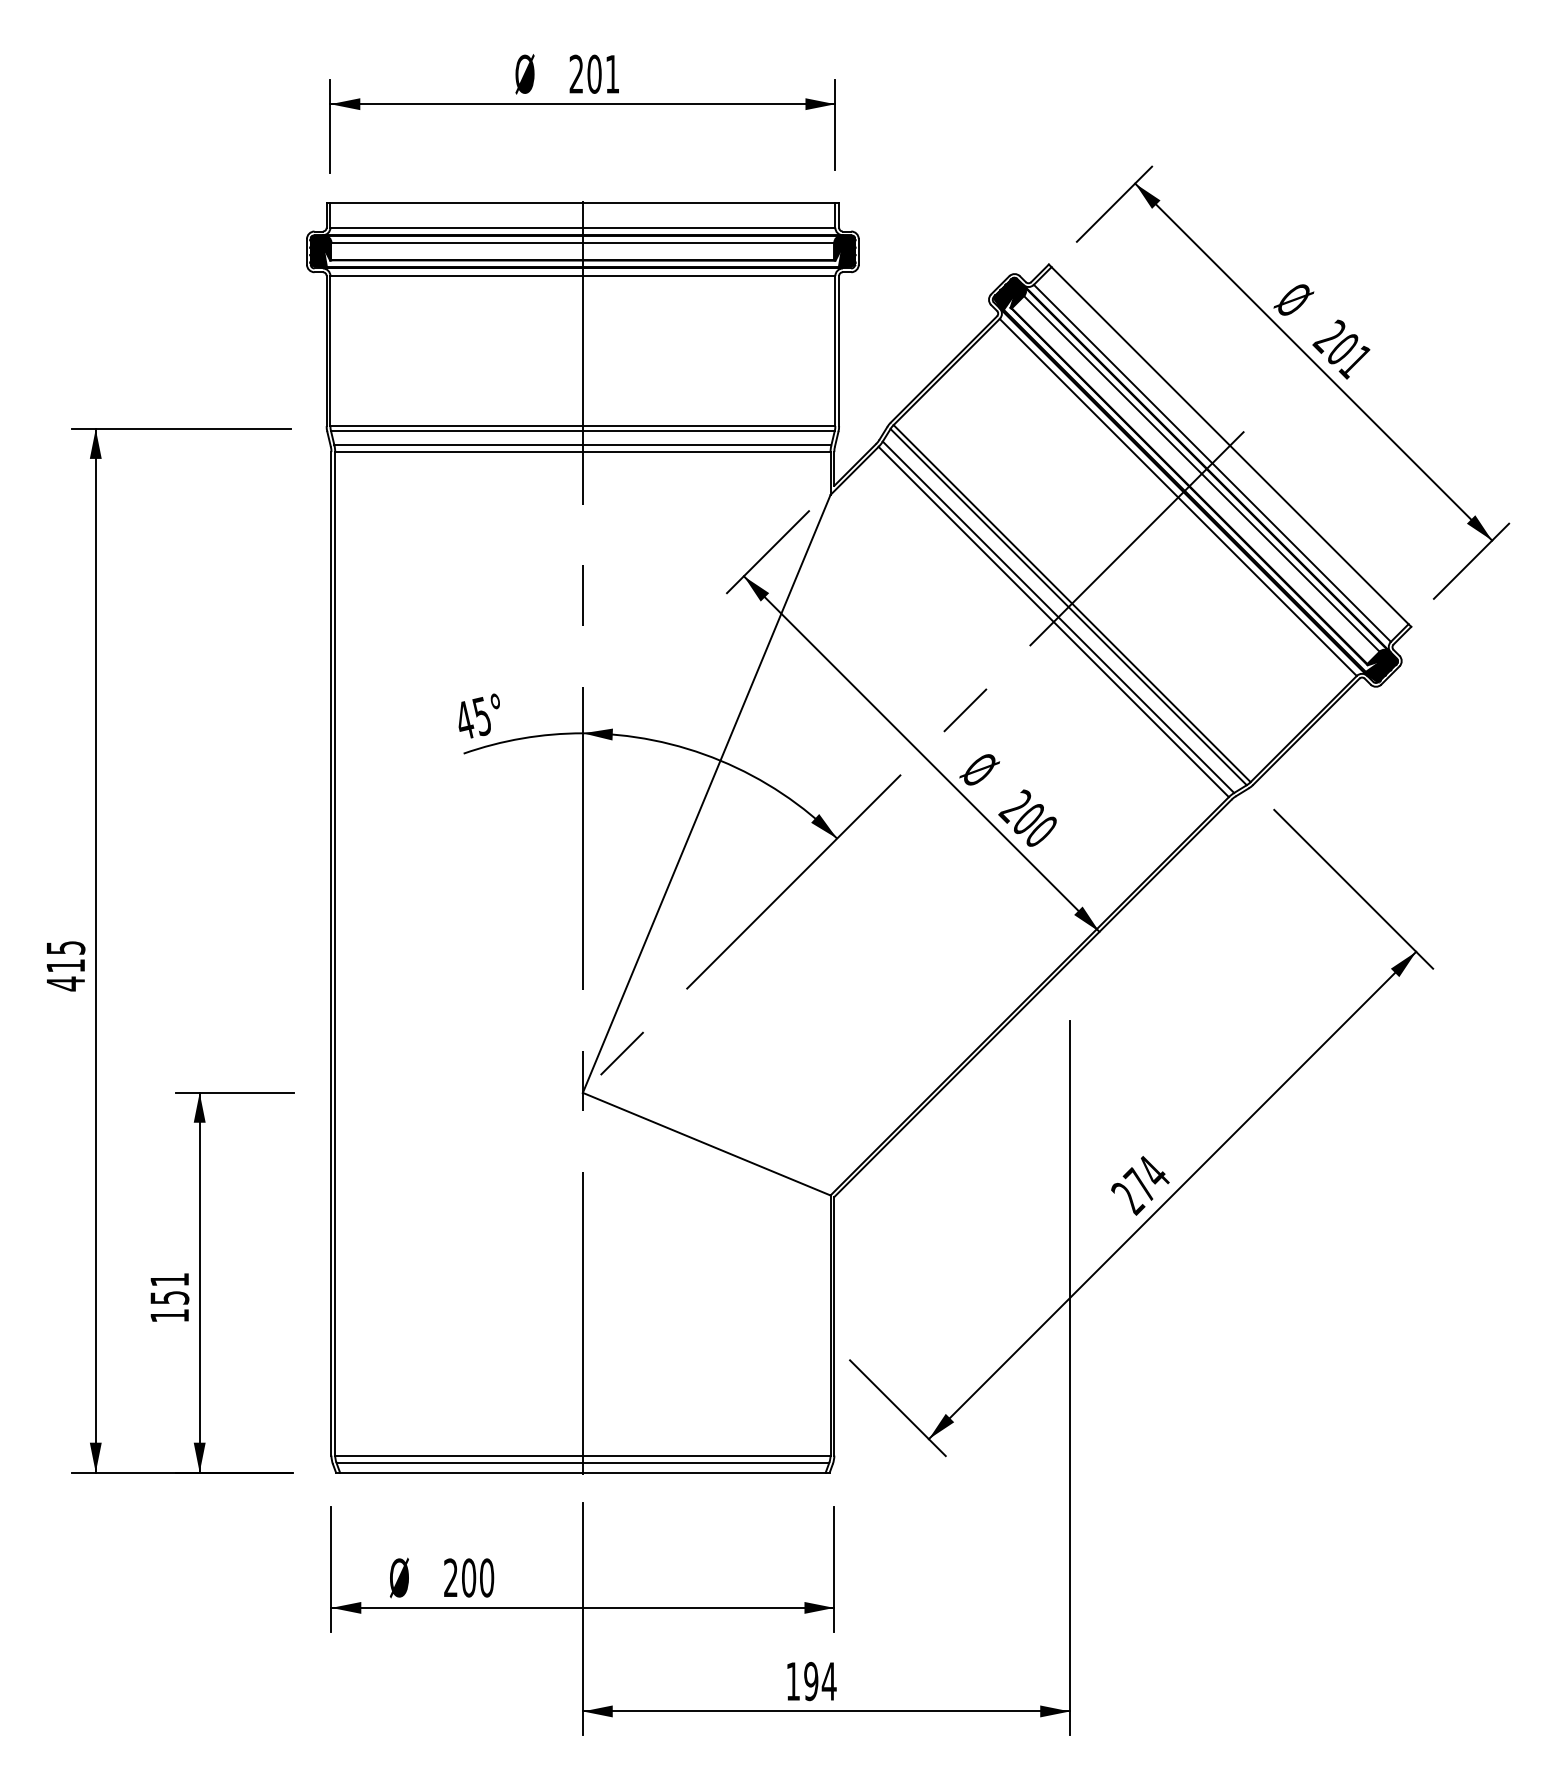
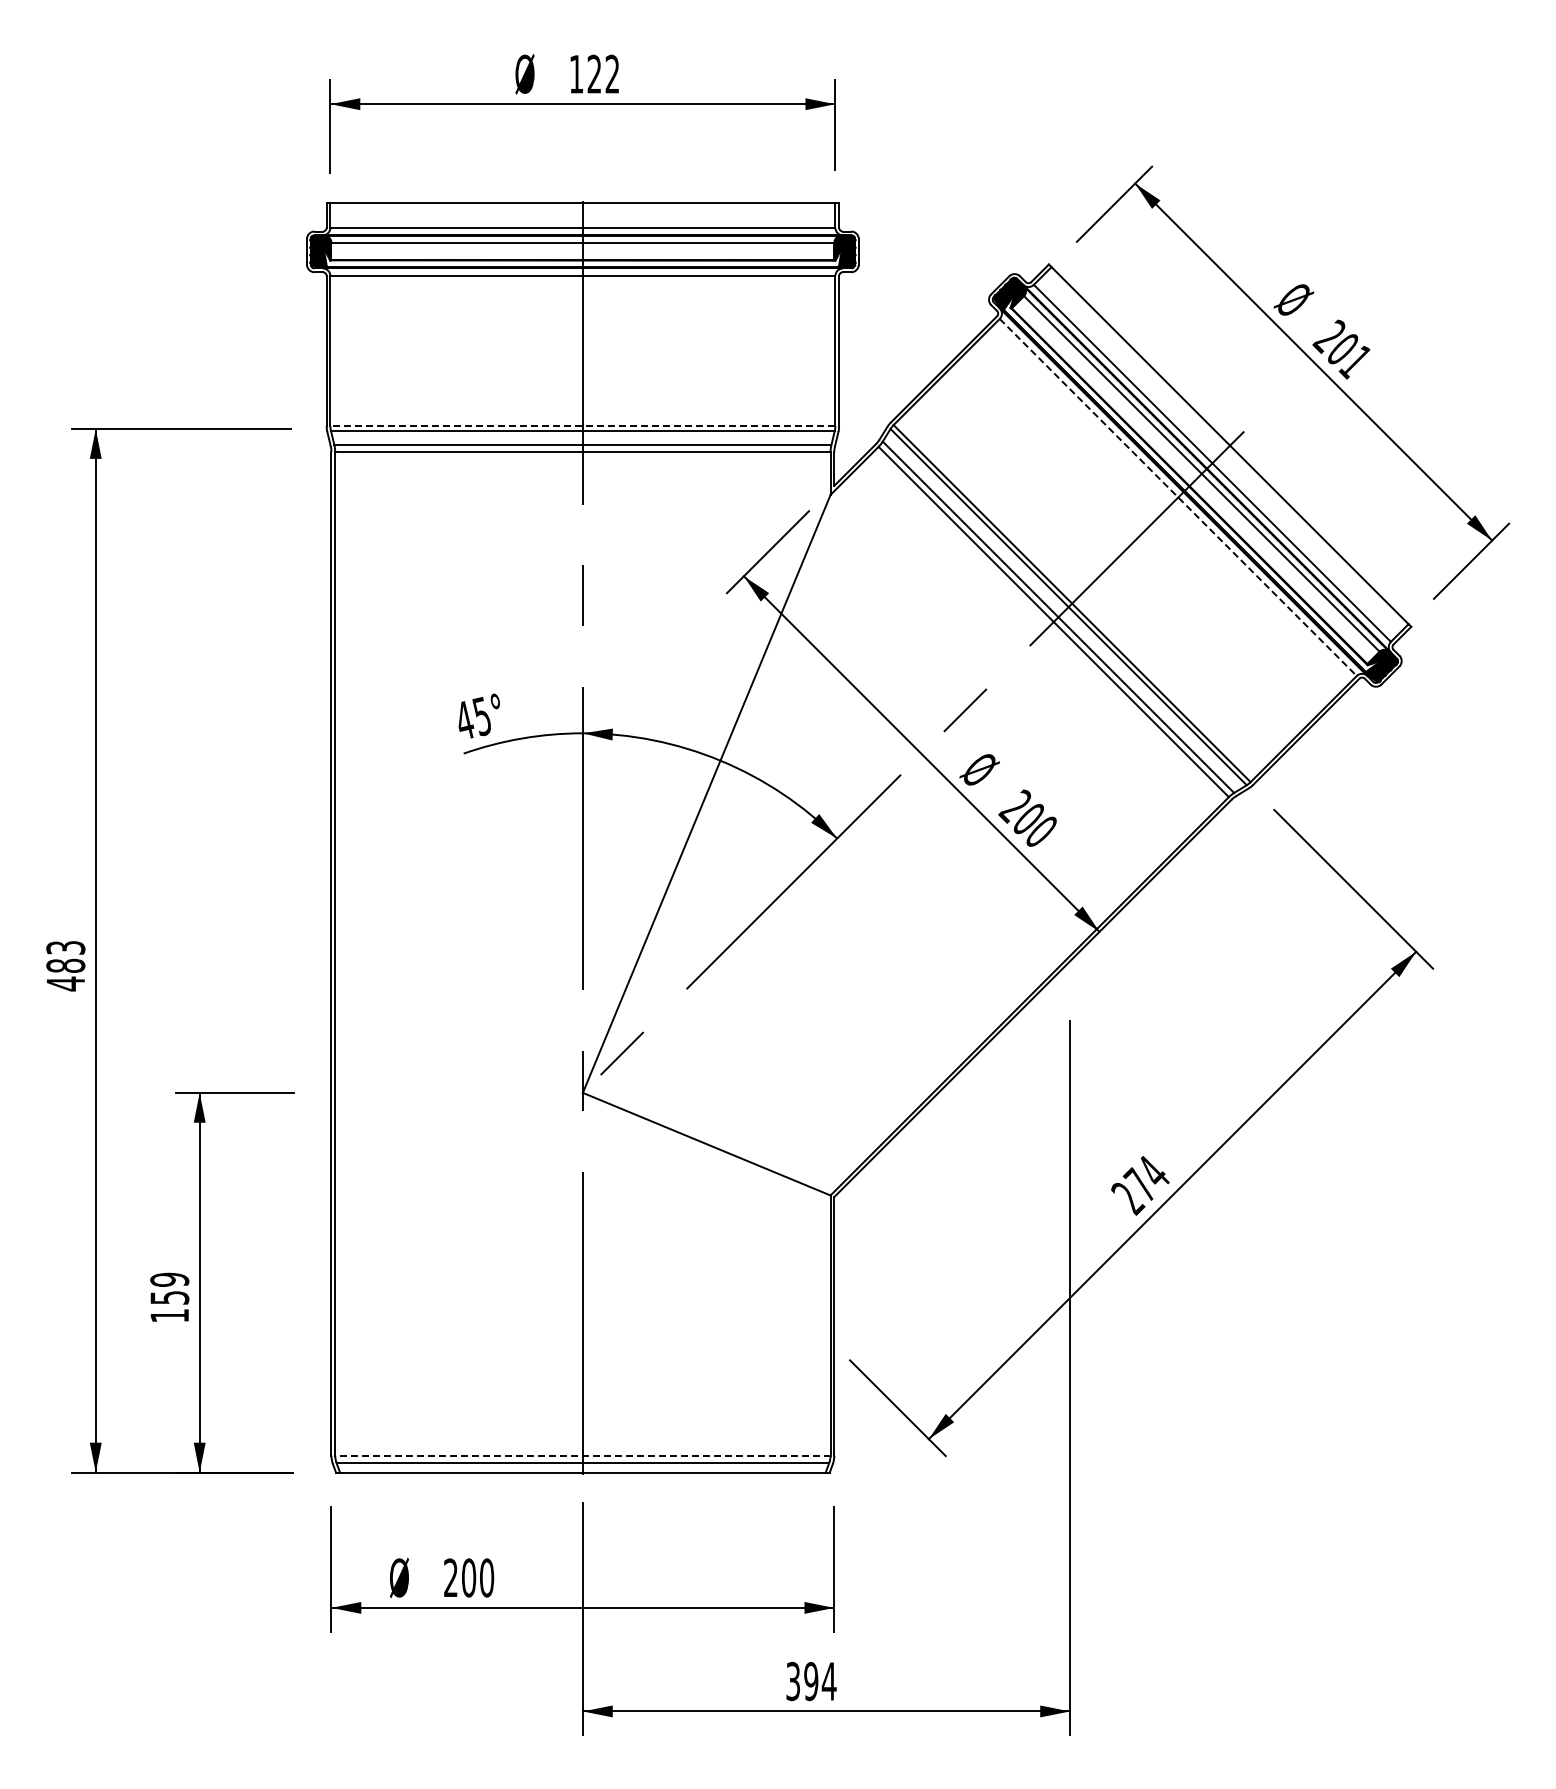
text: 201 -> 122 (593, 73)
line: solid -> dashed (582, 426)
line: solid -> dashed (1178, 497)
text: 415 -> 483 (65, 956)
text: 151 -> 159 (169, 1279)
line: solid -> dashed (582, 1455)
text: 194 -> 394 (792, 1681)
